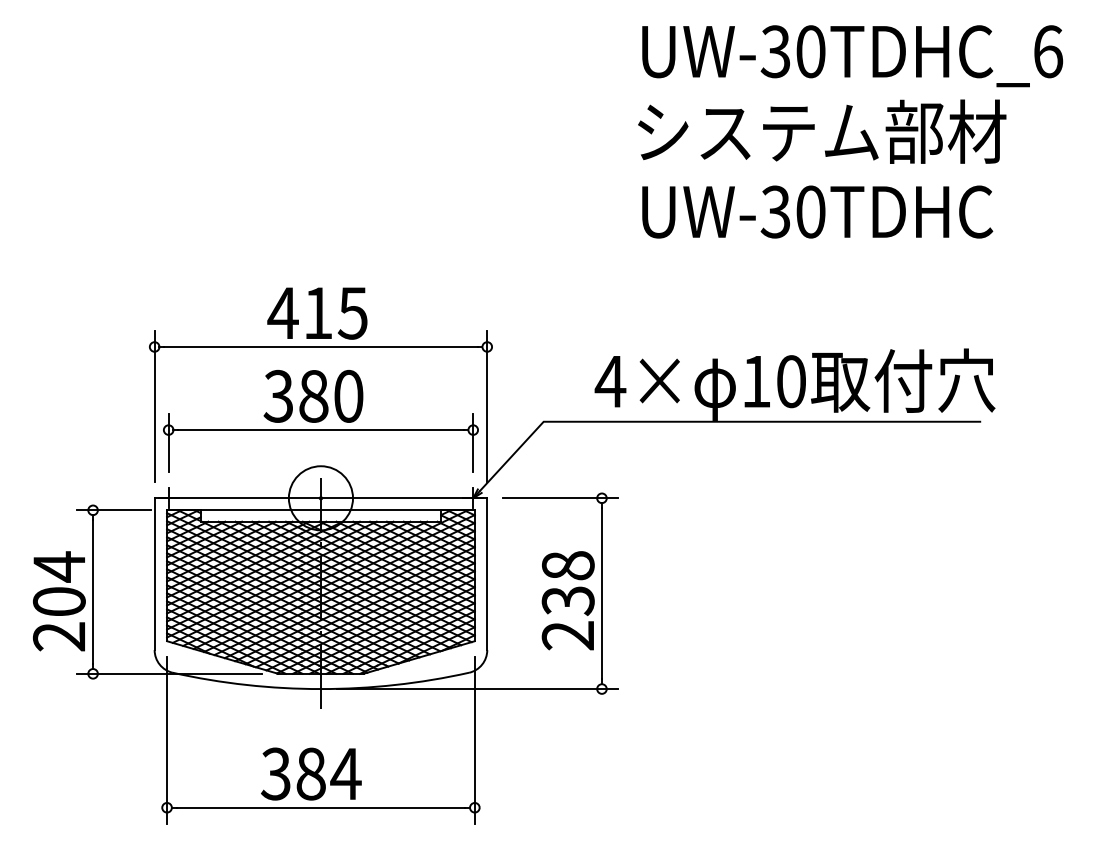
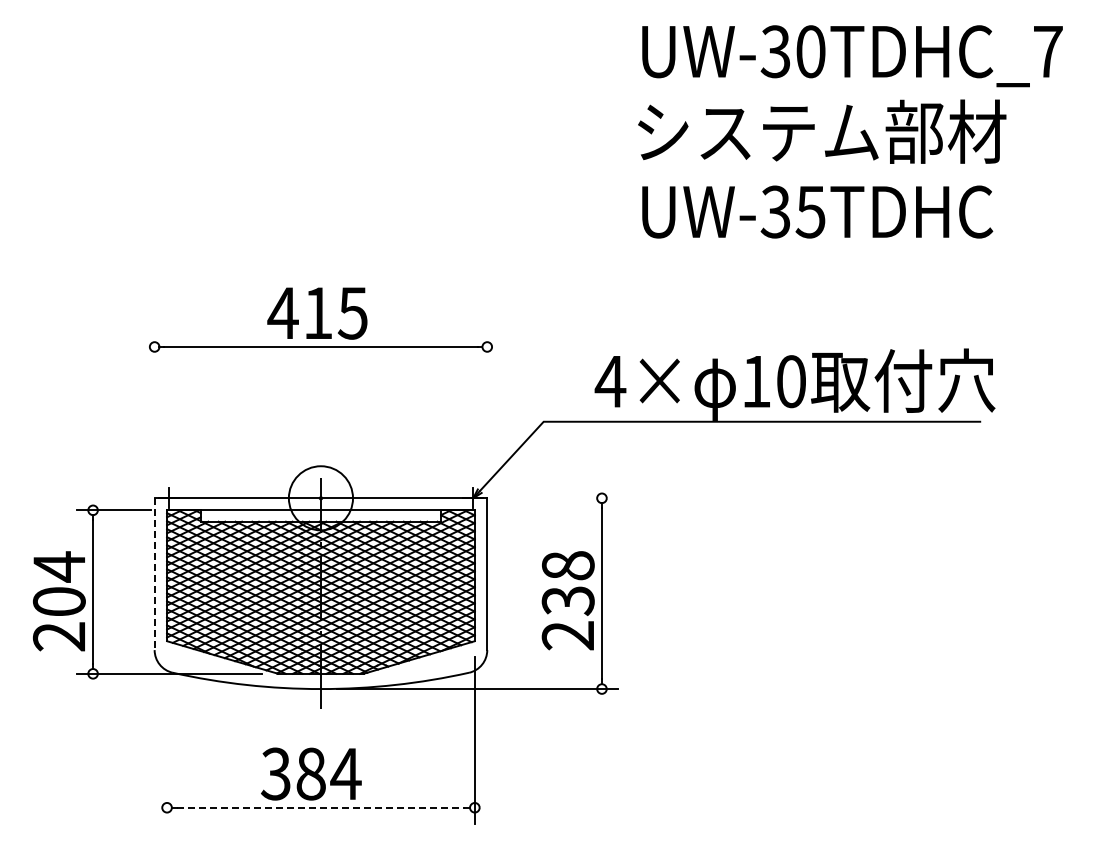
text: UW-30TDHC_6 -> UW-30TDHC_7 (1048, 51)
text: UW-30TDHC -> UW-35TDHC (810, 211)
line: present -> none (154, 406)
line: present -> none (487, 406)
part: present -> none (320, 421)
line: present -> none (560, 498)
line: solid -> dashed (154, 574)
line: present -> none (167, 740)
line: solid -> dashed (321, 807)
